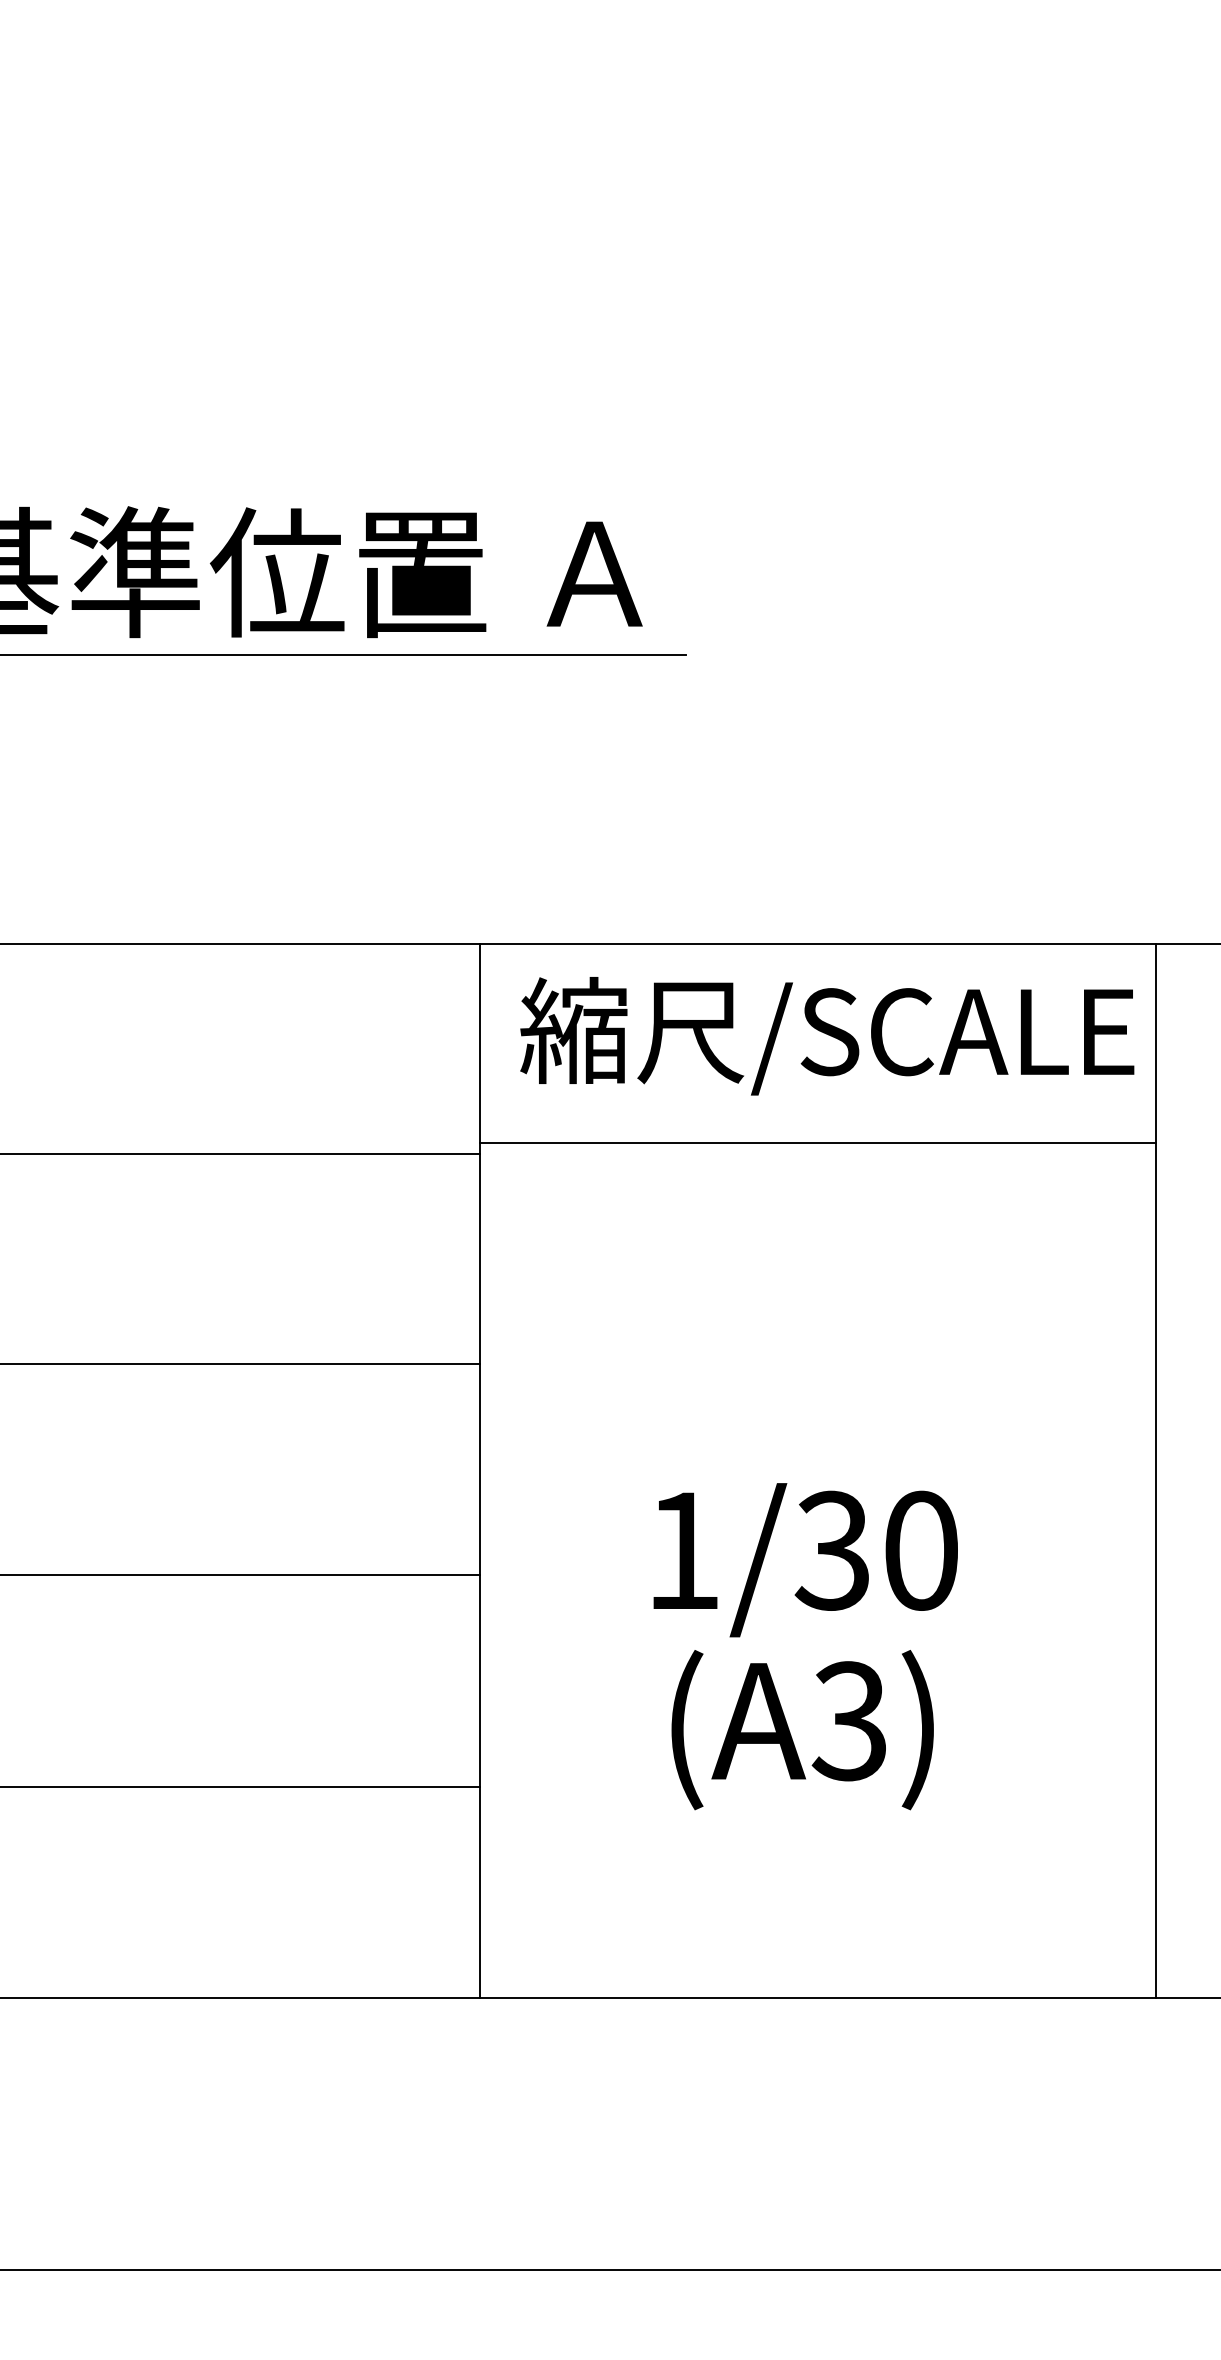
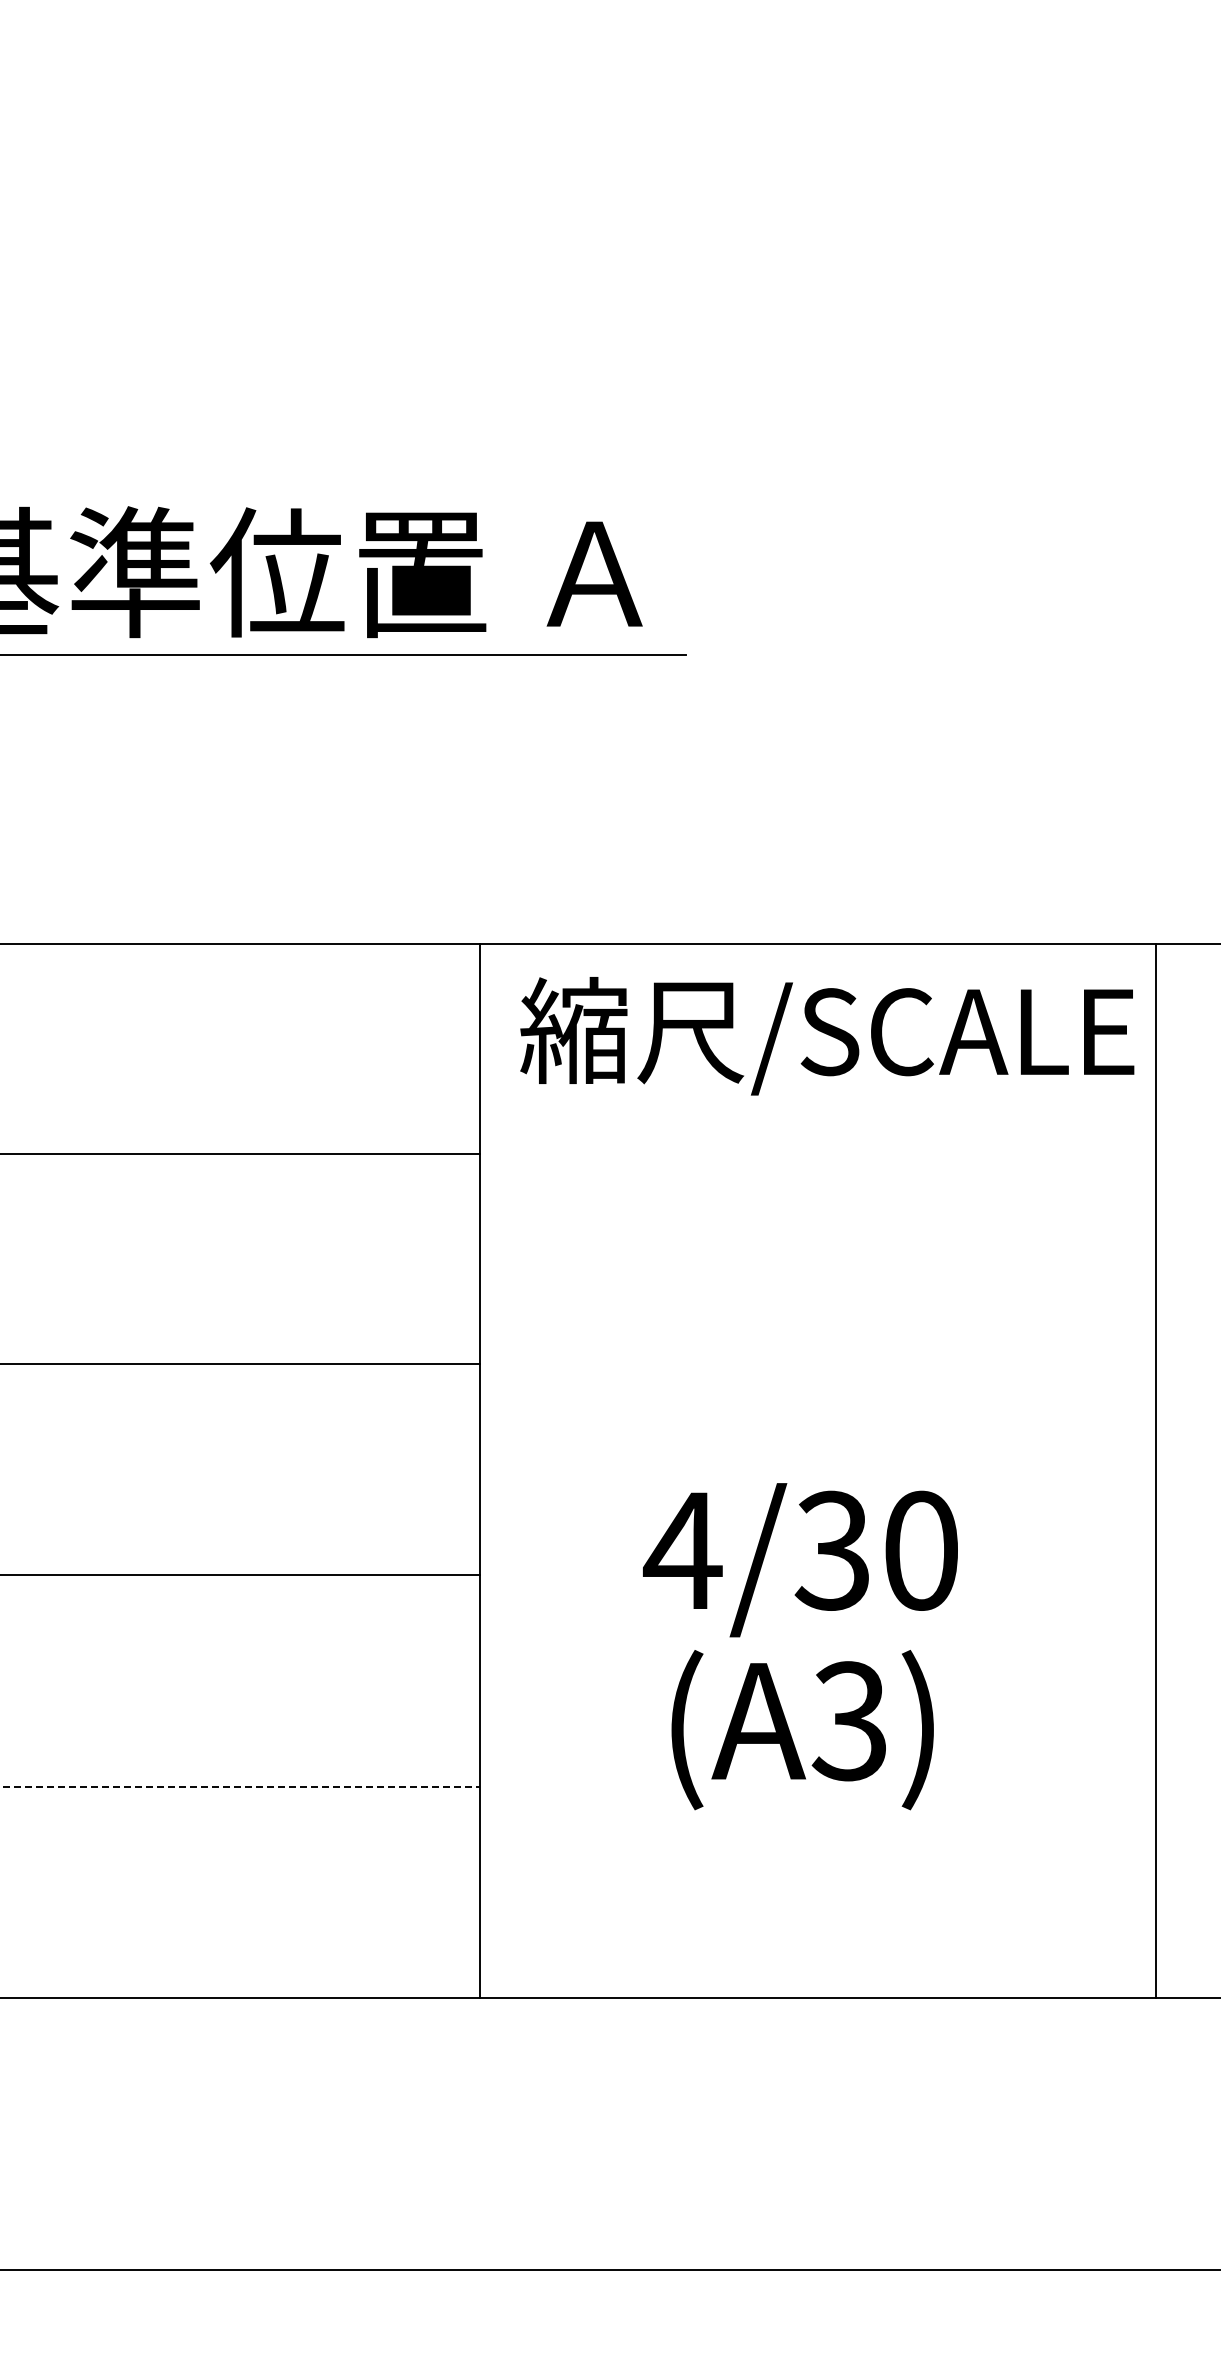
line: present -> none (817, 1142)
text: 1/30 -> 4/30 (682, 1550)
line: solid -> dashed (240, 1786)
